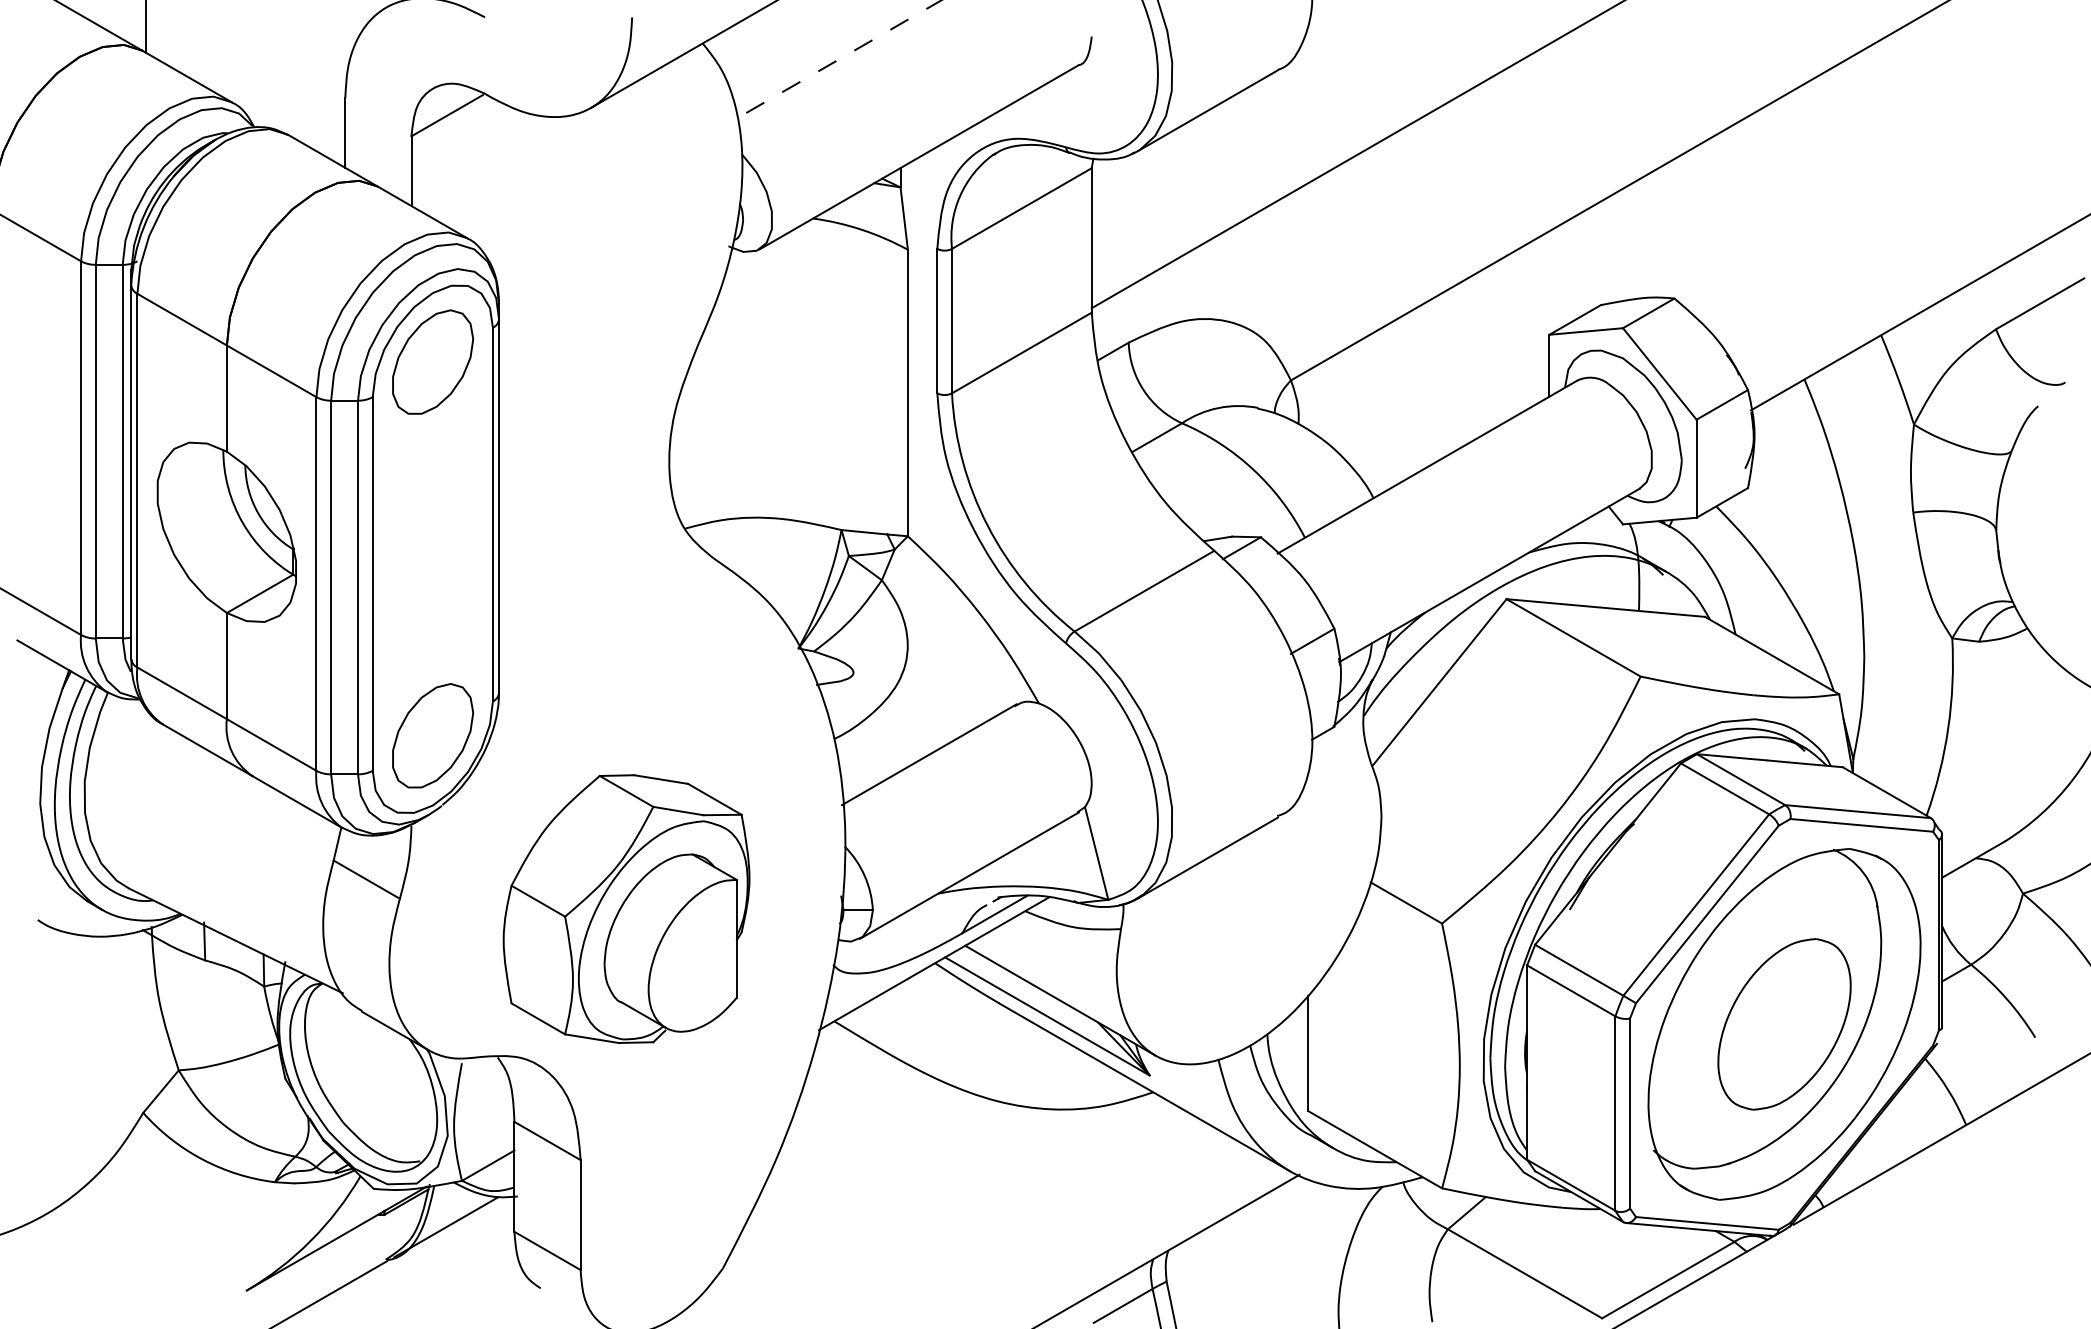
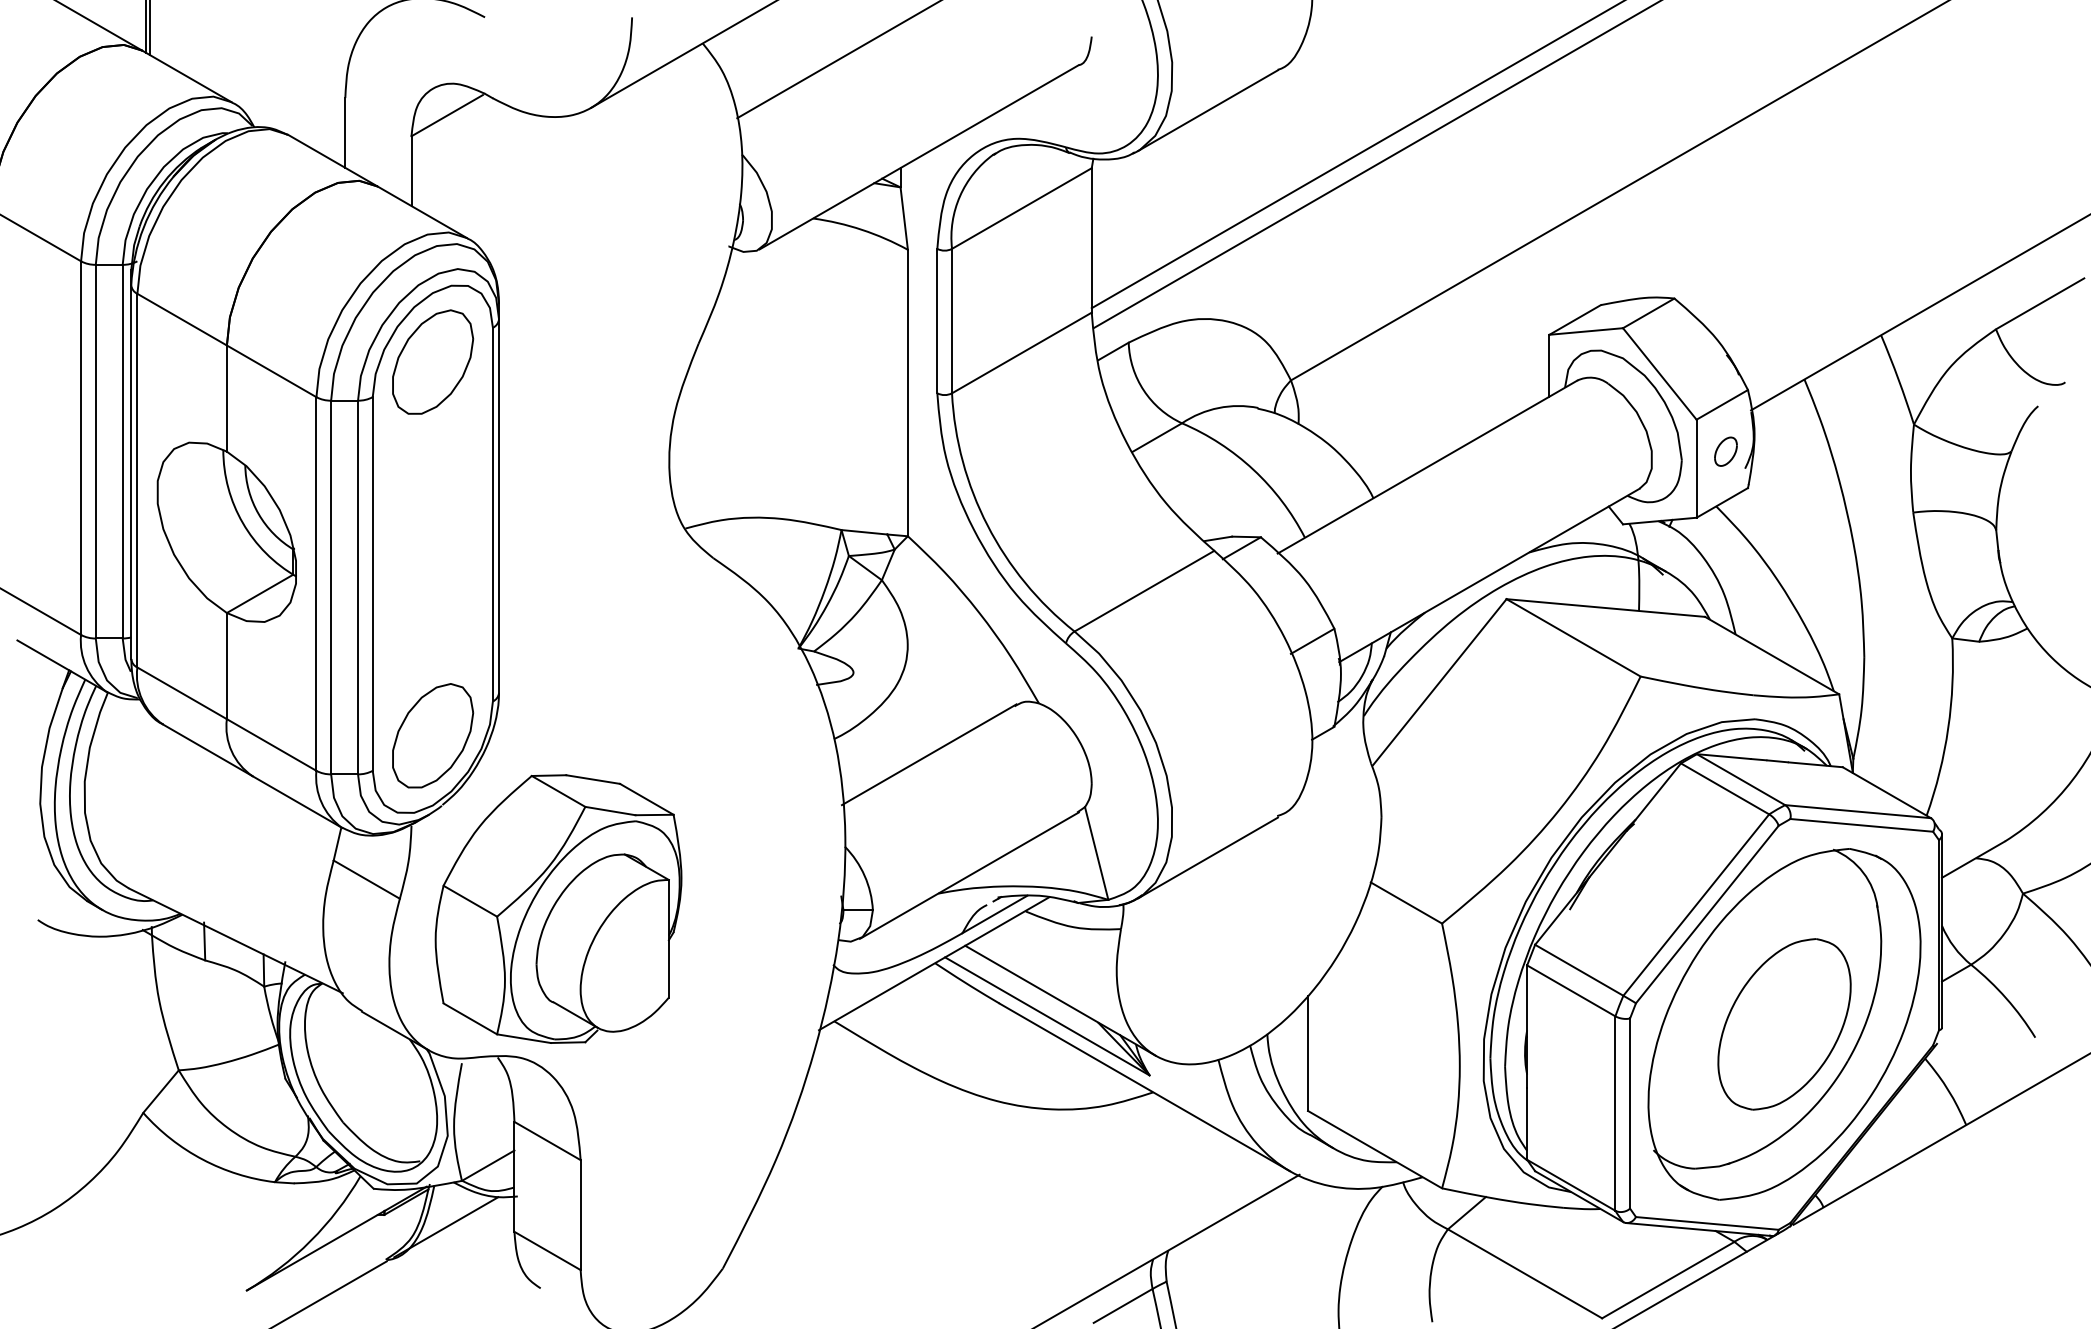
line: none -> present (150, 28)
line: dashed -> solid (839, 59)
line: none -> present (1375, 165)
part: none -> present (1725, 451)
part position: (626, 908) -> (558, 908) (558, 908)
